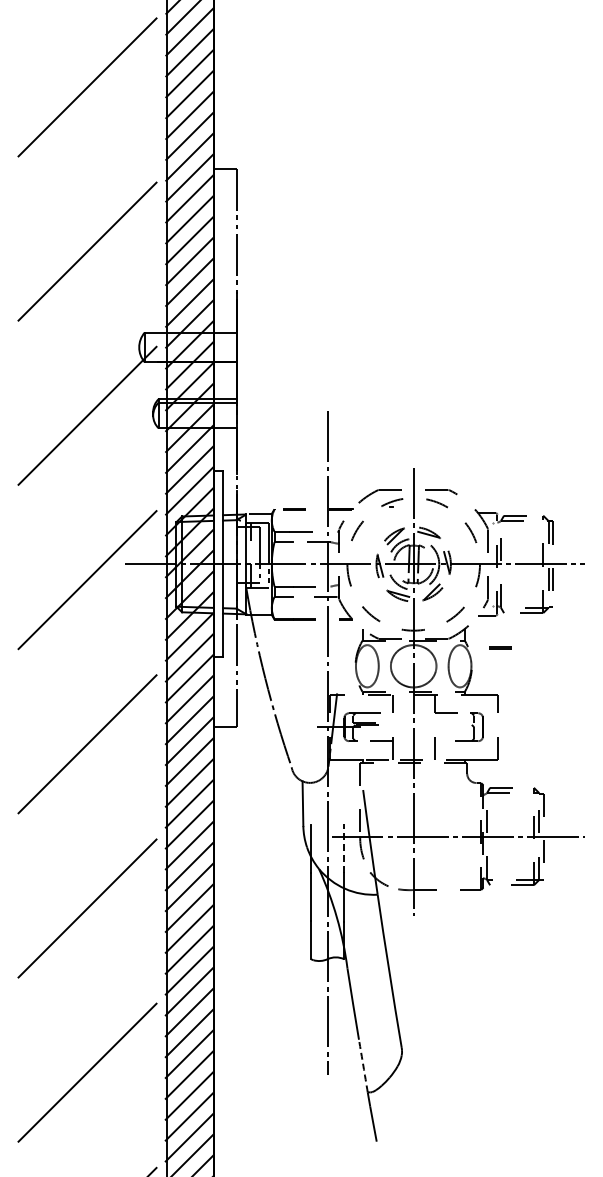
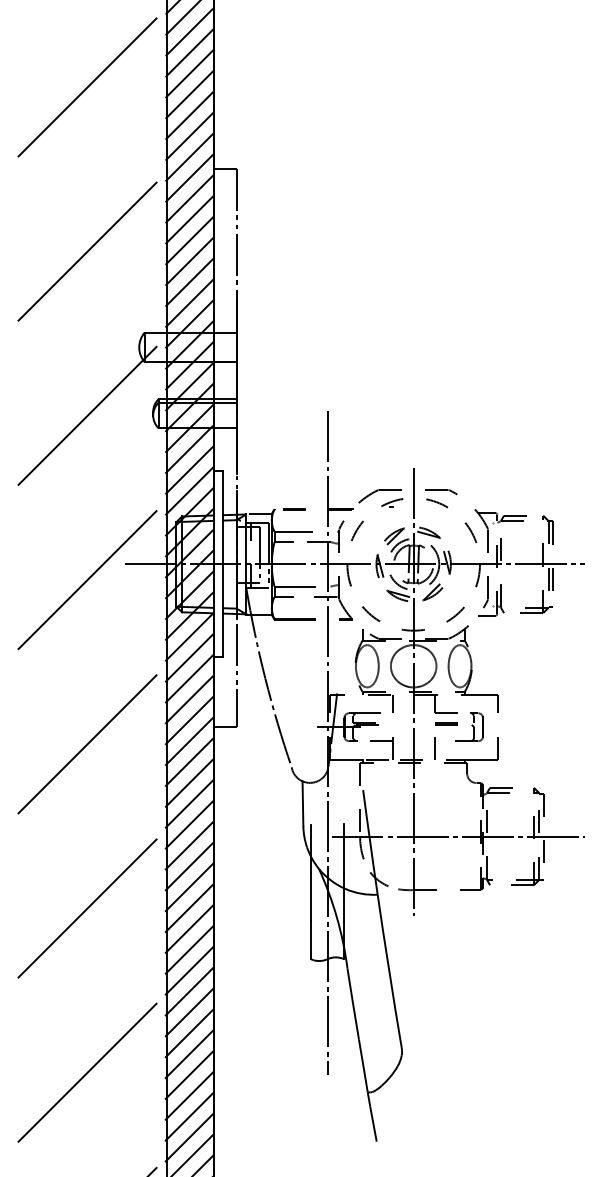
line position: (500, 647) -> (446, 723) (446, 723)
line: dashed -> solid (344, 848)
arc: dashed -> solid (363, 1066)
